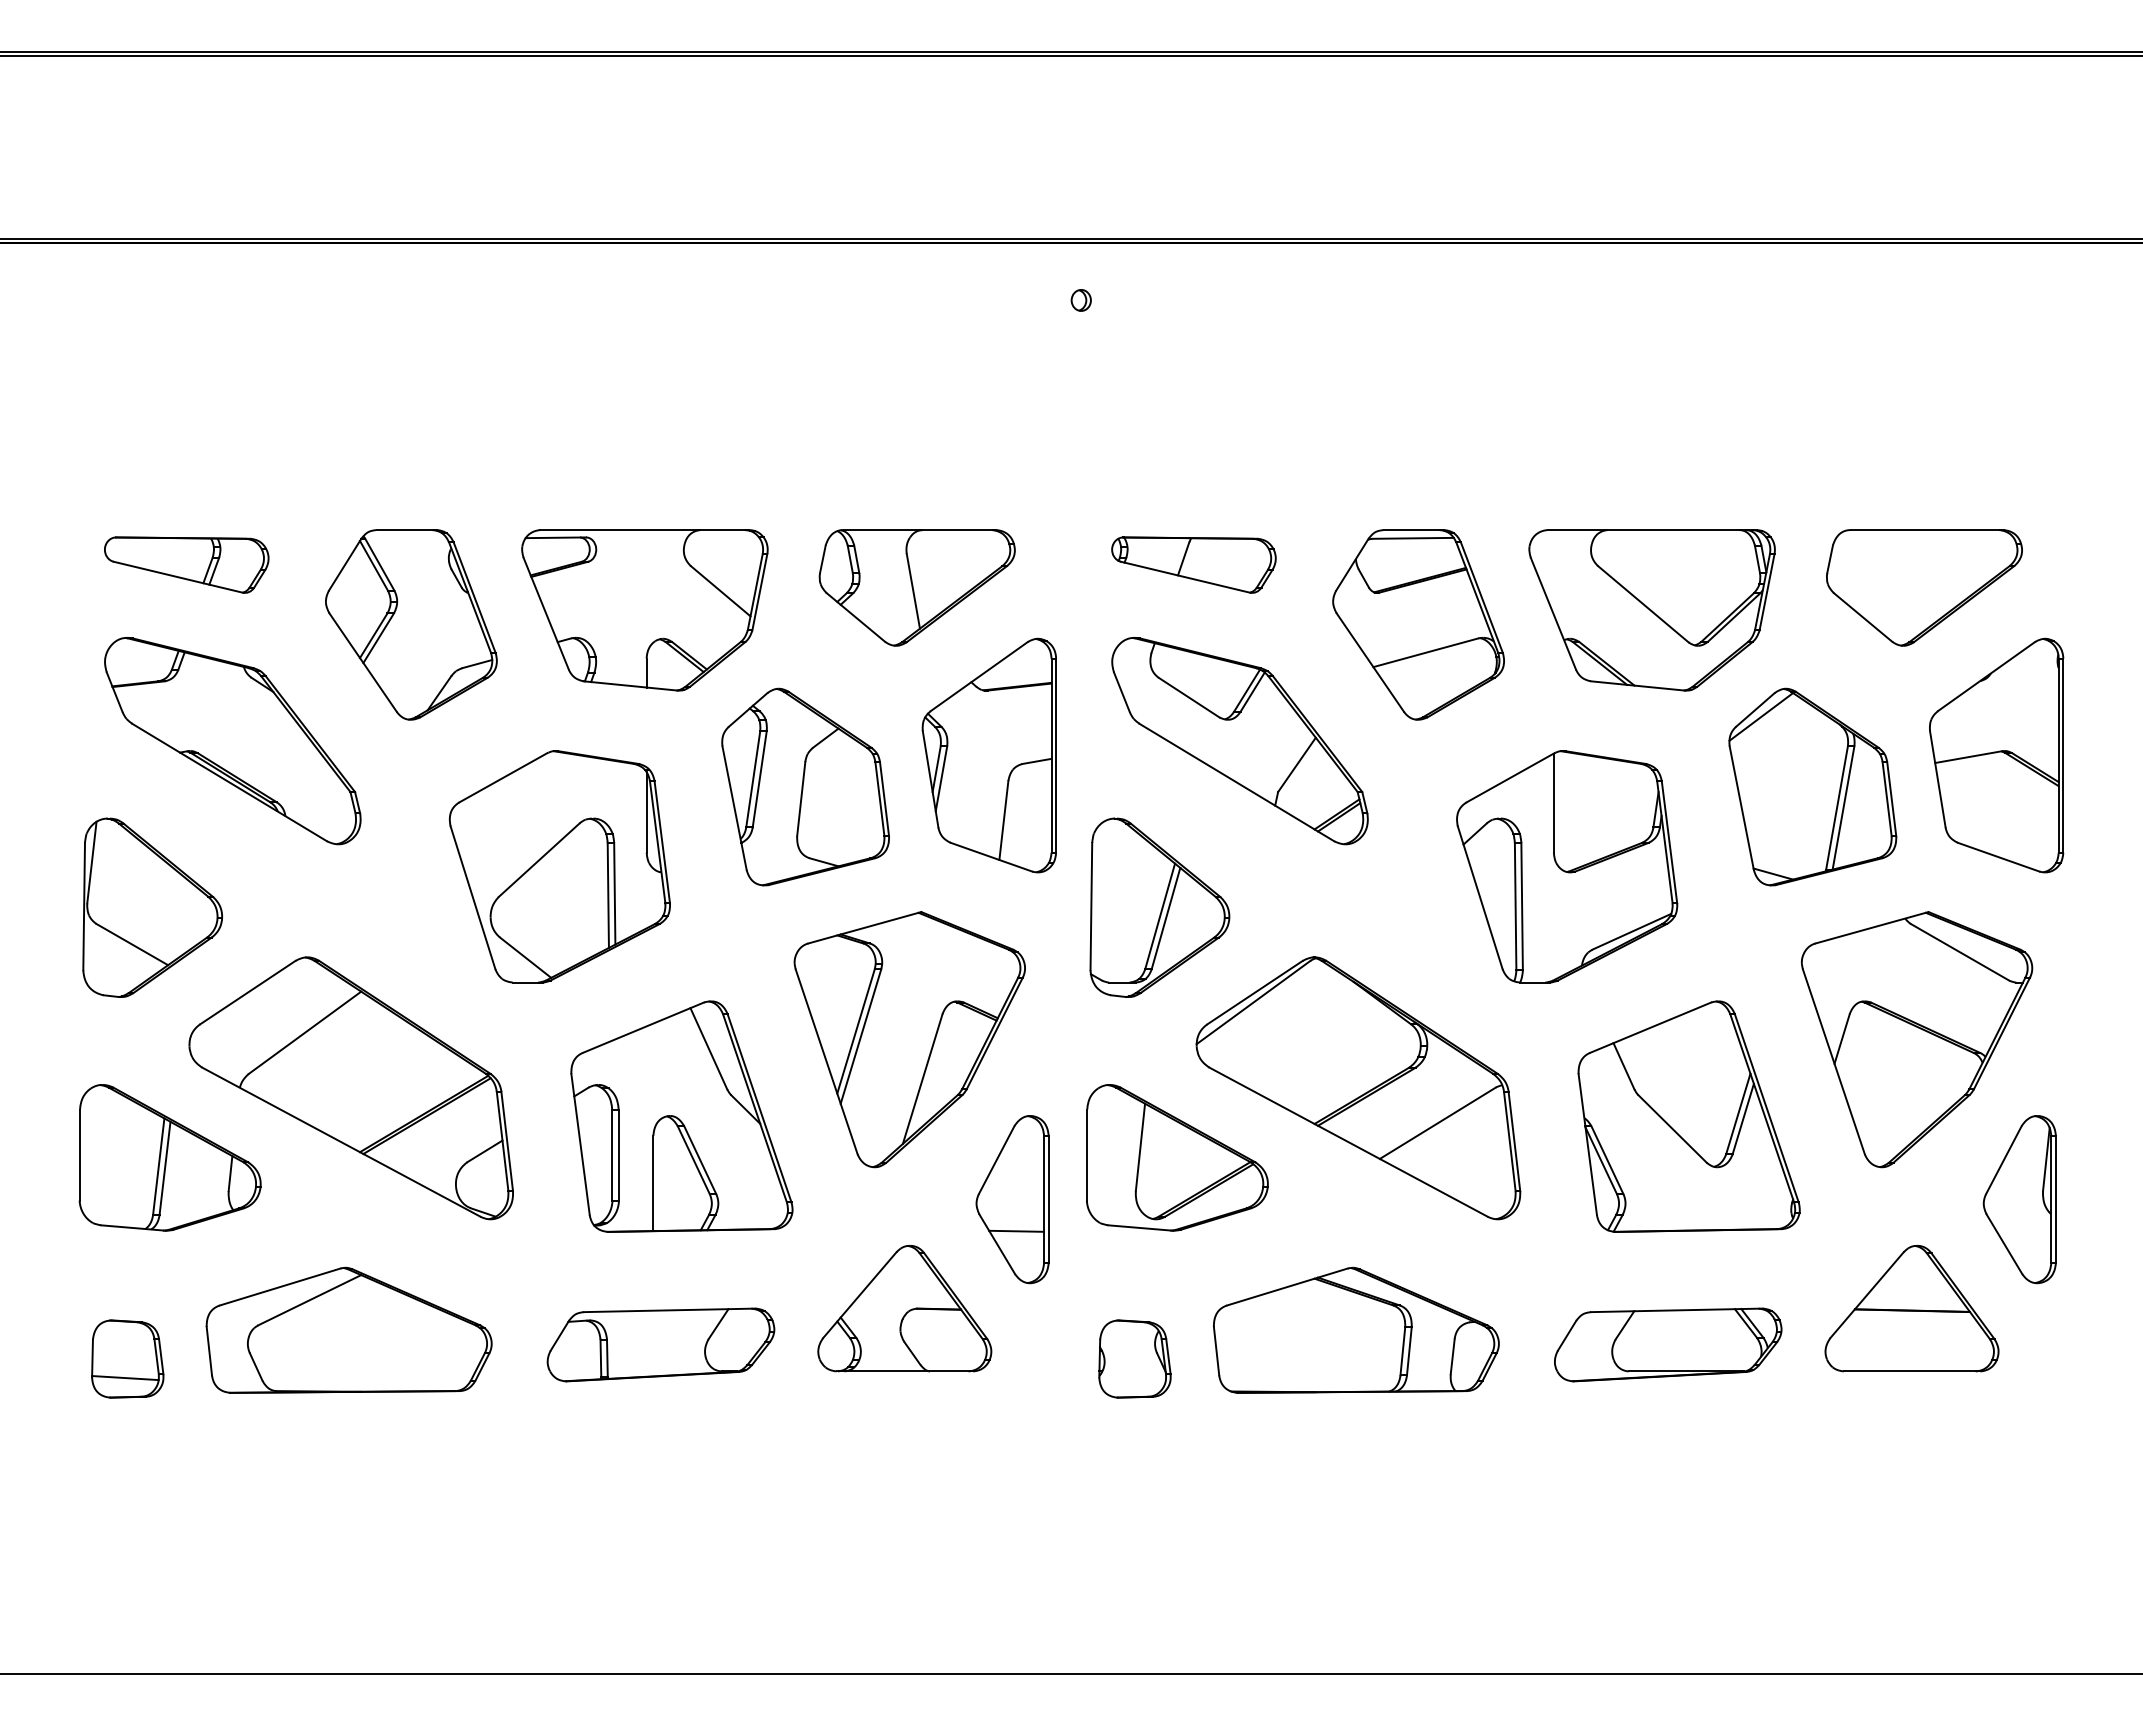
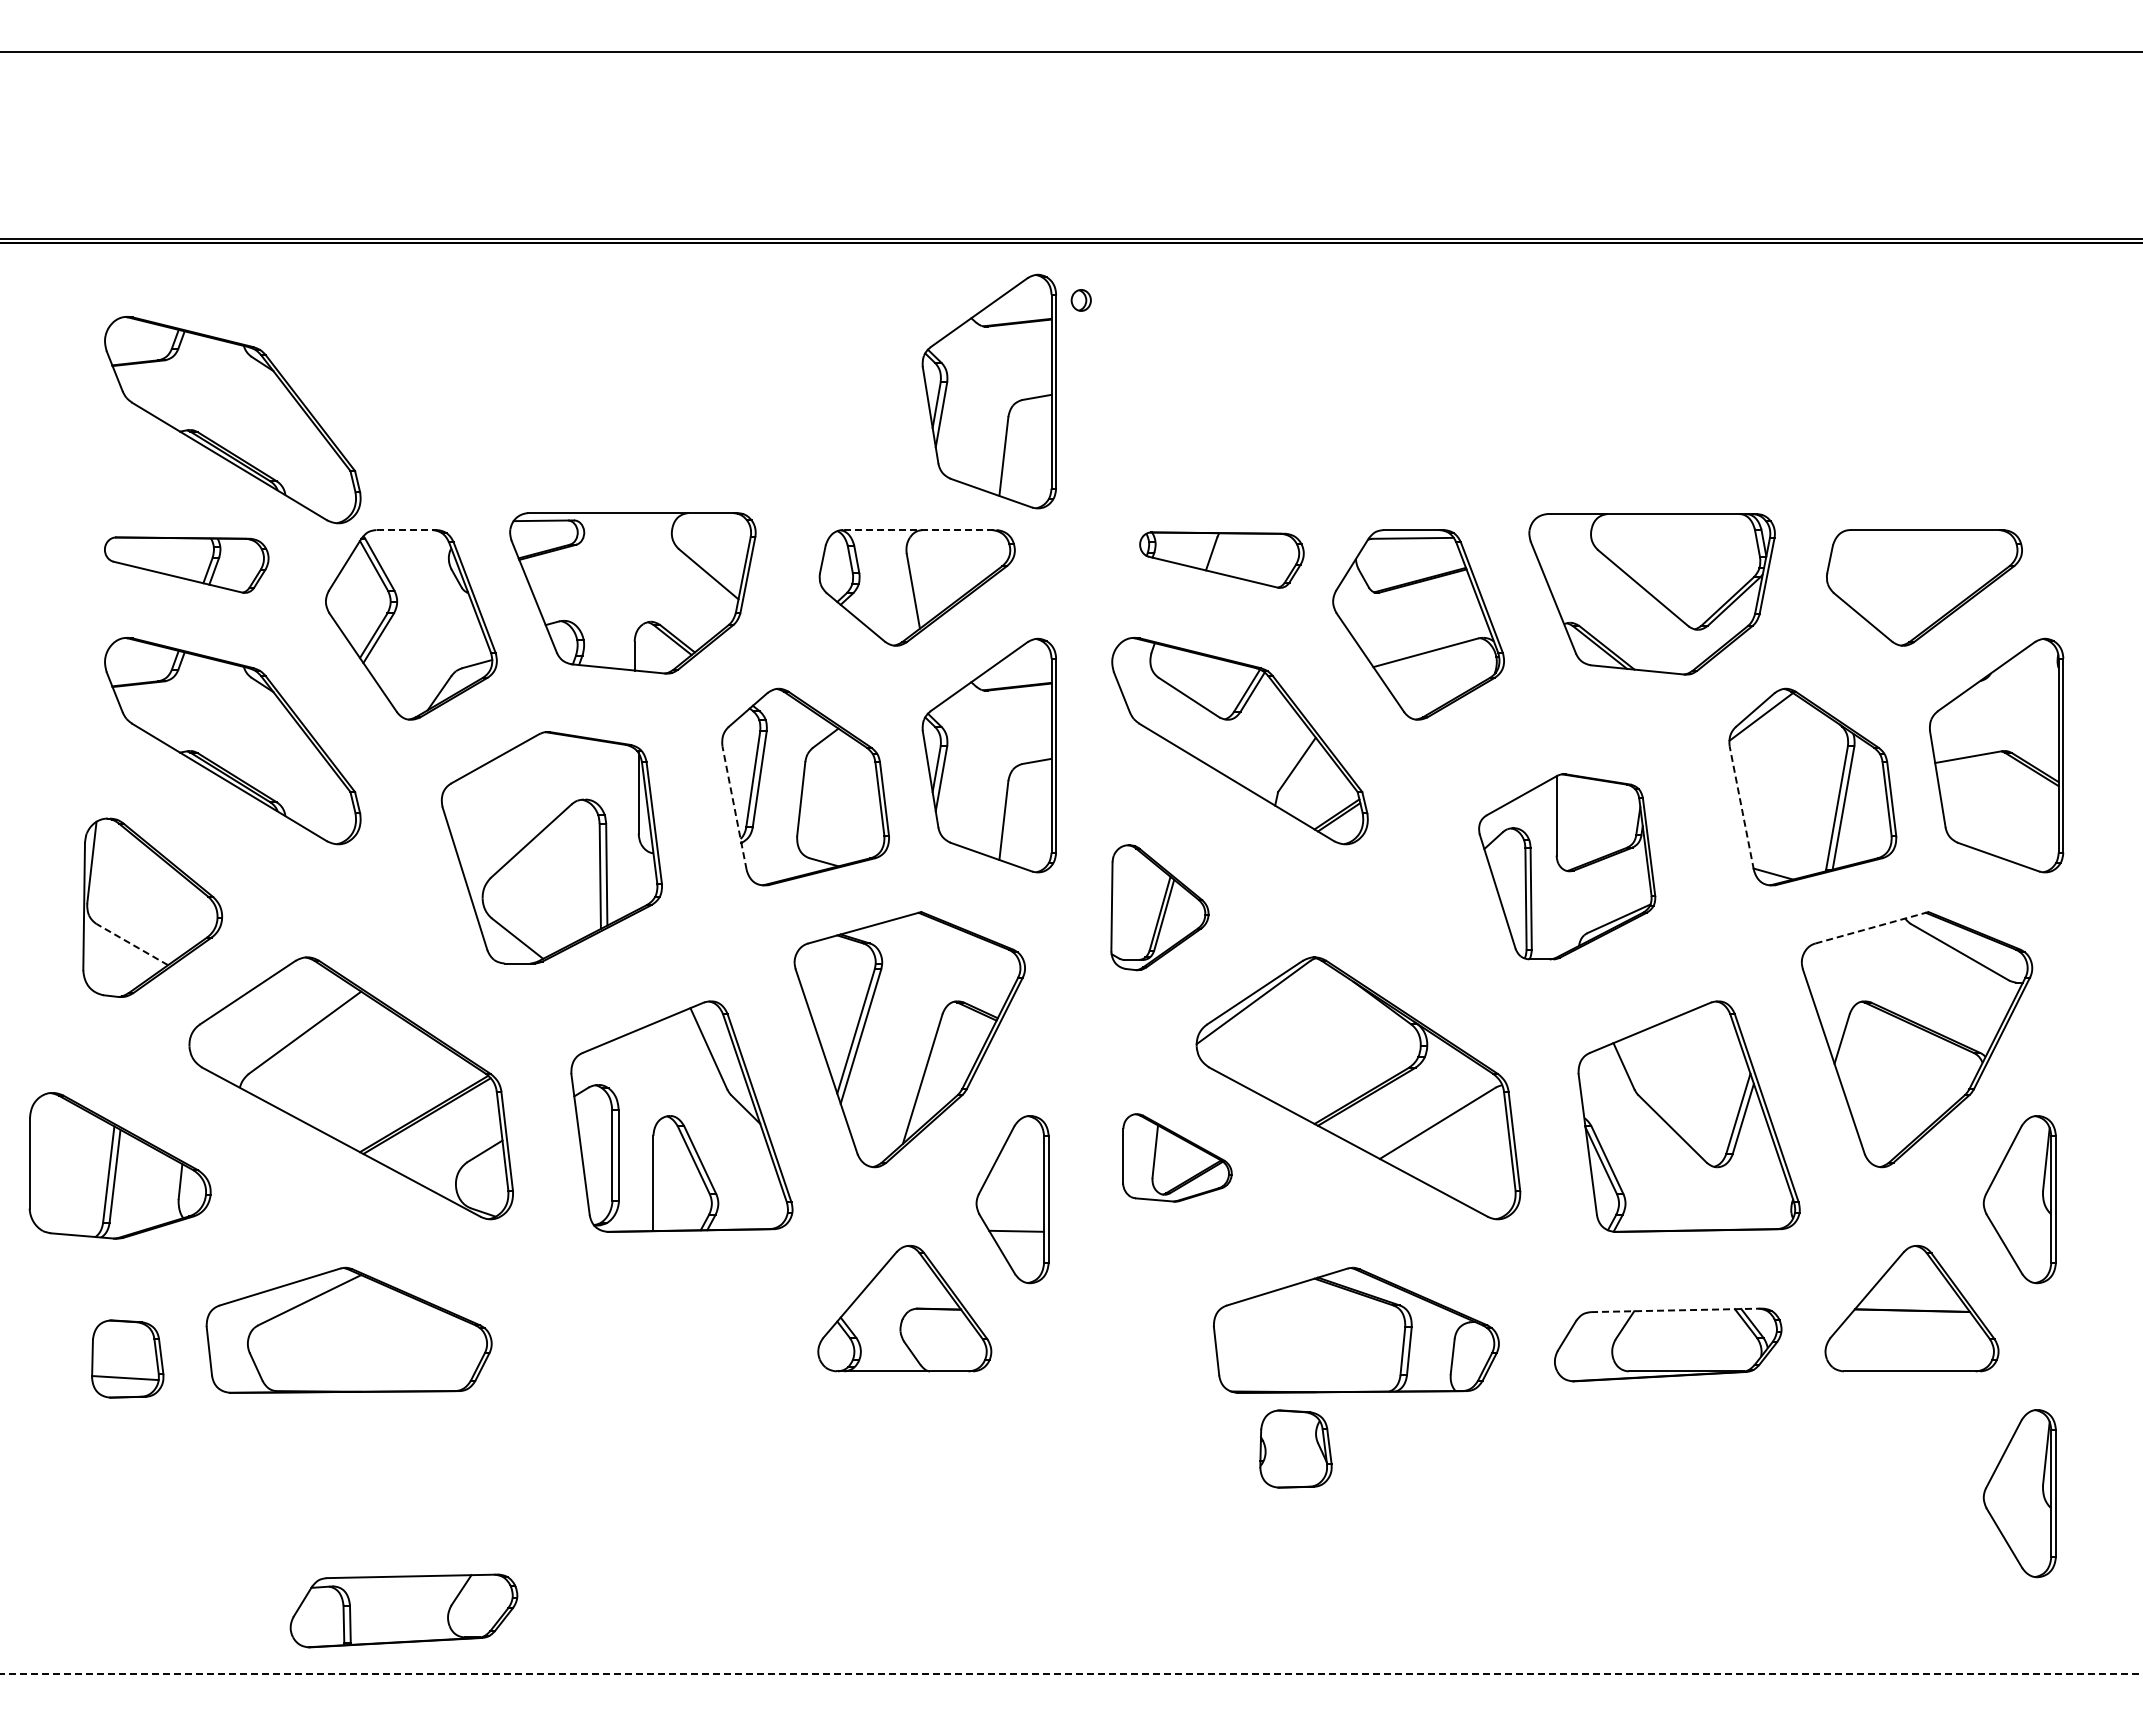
line: present -> none (1070, 55)
part: none -> present (988, 391)
part: none -> present (232, 420)
line: solid -> dashed (407, 530)
line: solid -> dashed (920, 530)
part position: (1193, 564) -> (1221, 559) (1221, 559)
part position: (644, 610) -> (632, 593) (632, 593)
part position: (1651, 610) -> (1651, 594) (1651, 594)
line: solid -> dashed (734, 808)
line: solid -> dashed (1741, 808)
part position: (559, 866) -> (551, 847) (551, 847)
part size: 223x234 px -> 179x188 px (1567, 866)
part size: 142x181 px -> 100x128 px (1159, 907)
line: solid -> dashed (1872, 927)
line: solid -> dashed (131, 944)
part position: (169, 1157) -> (119, 1165) (119, 1165)
part size: 183x148 px -> 111x90 px (1177, 1157)
line: solid -> dashed (1676, 1310)
part position: (660, 1344) -> (403, 1610) (403, 1610)
part position: (1134, 1358) -> (1295, 1448) (1295, 1448)
part: none -> present (2019, 1493)
line: solid -> dashed (1071, 1674)
